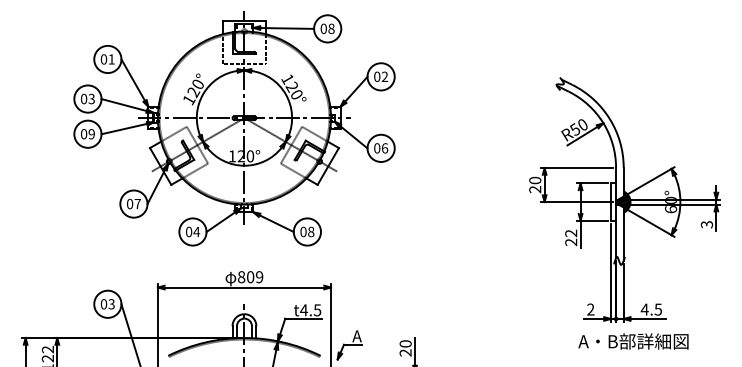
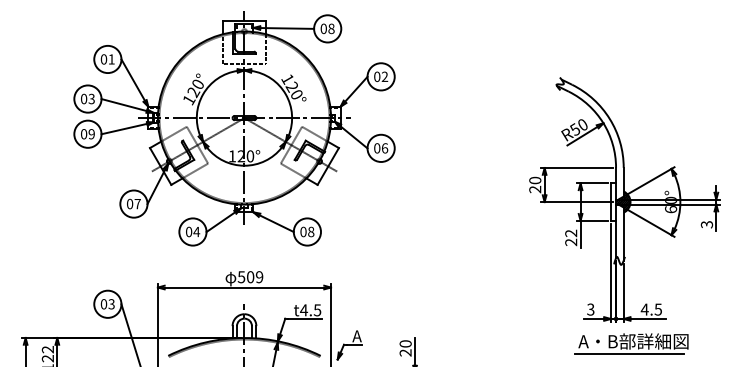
text: 809 -> 509 (241, 277)
text: 2 -> 3 (590, 309)
line: none -> present (629, 353)
